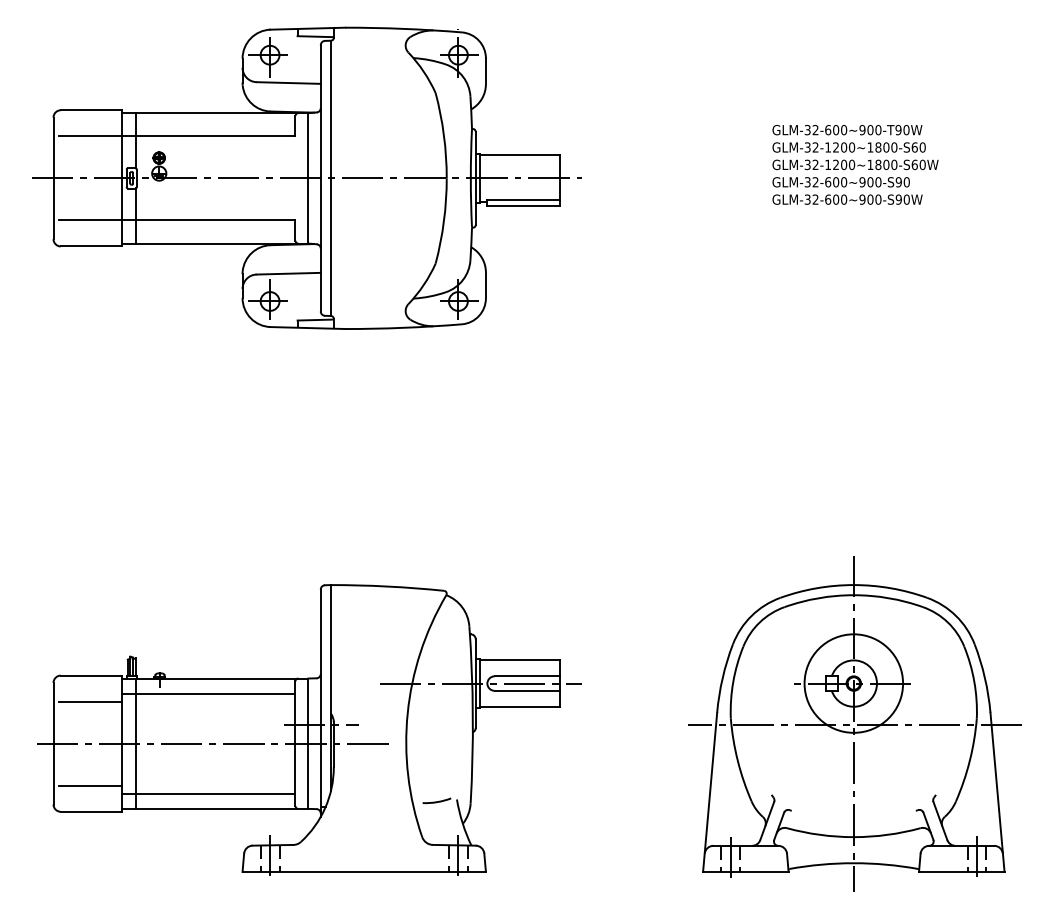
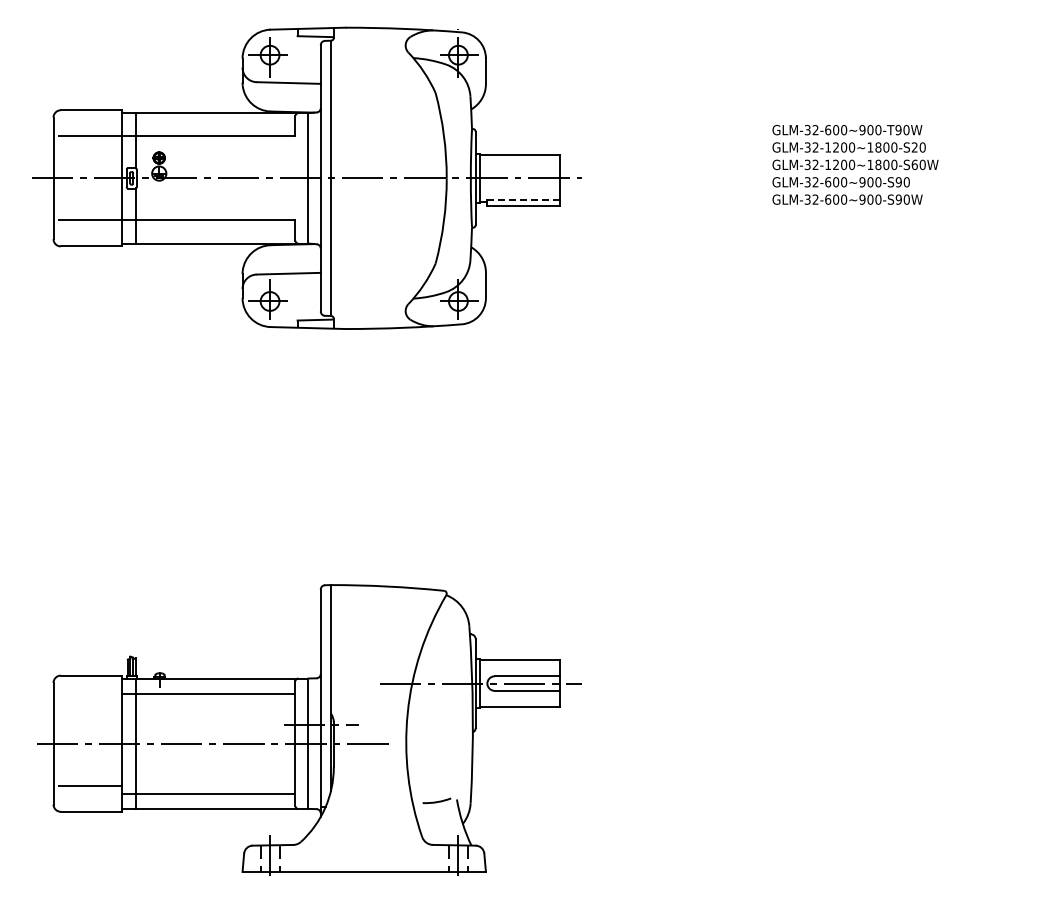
text: GLM-32-1200~1800-S60 -> GLM-32-1200~1800-S20 (914, 147)
line: solid -> dashed (524, 200)
line: present -> none (90, 701)
part: present -> none (854, 723)
